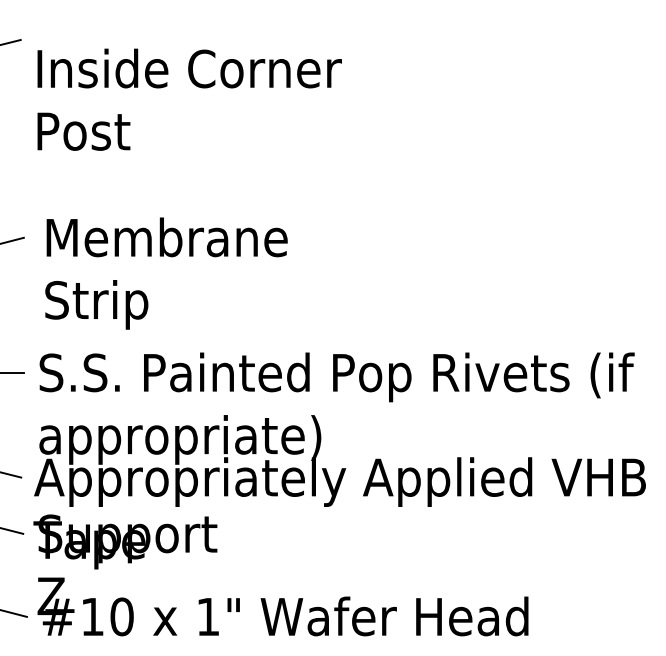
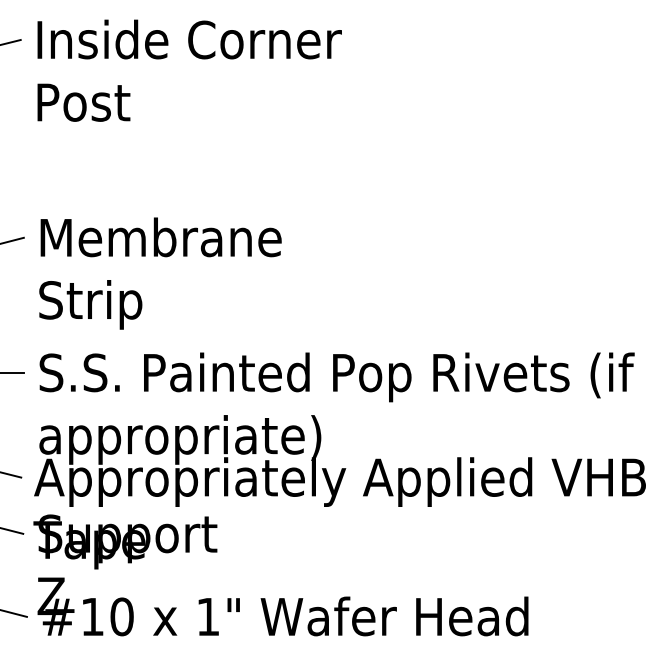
text position: (189, 99) -> (189, 70) (189, 70)
text position: (166, 273) -> (160, 273) (160, 273)
